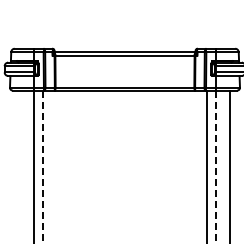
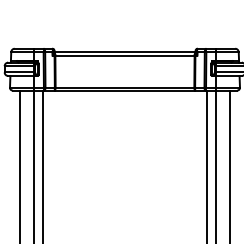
line: none -> present (20, 165)
line: dashed -> solid (43, 167)
line: dashed -> solid (215, 167)
